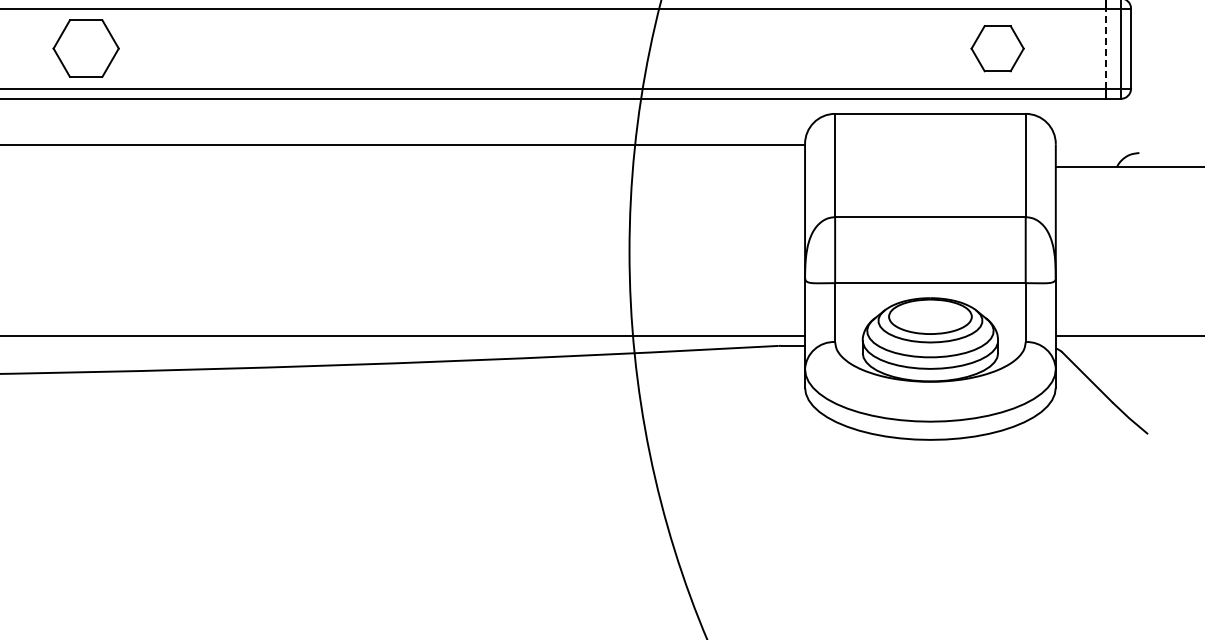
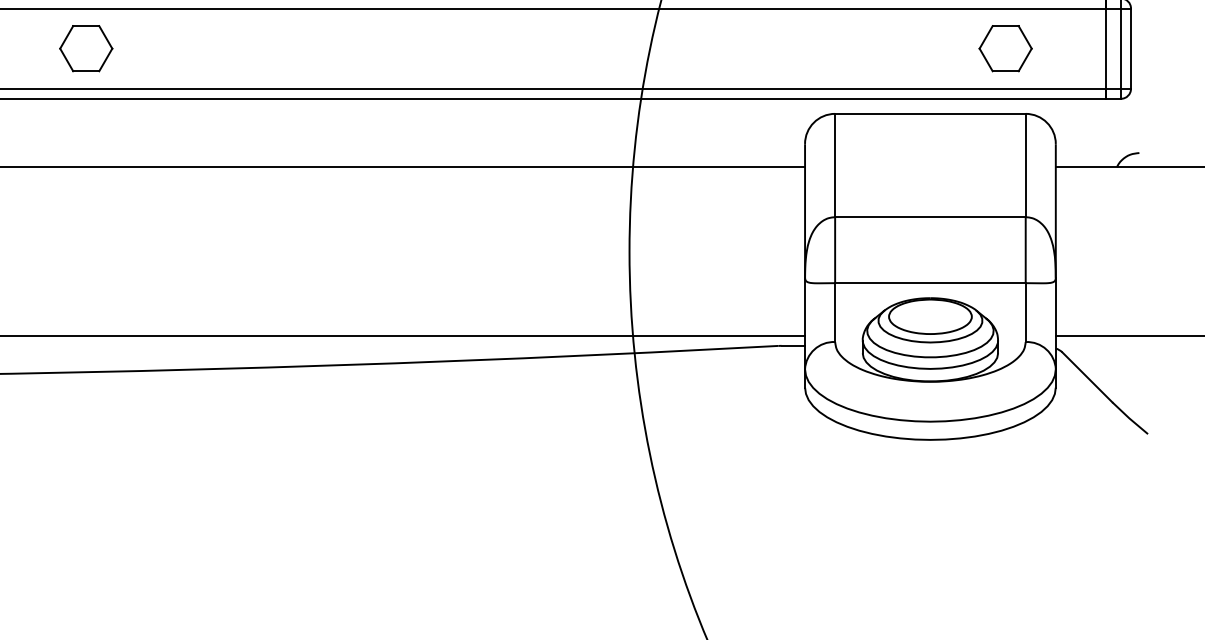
part size: 68x59 px -> 55x48 px (86, 48)
part position: (997, 48) -> (1005, 48) (1005, 48)
line: dashed -> solid (1105, 48)
line position: (403, 145) -> (403, 167) (403, 167)
